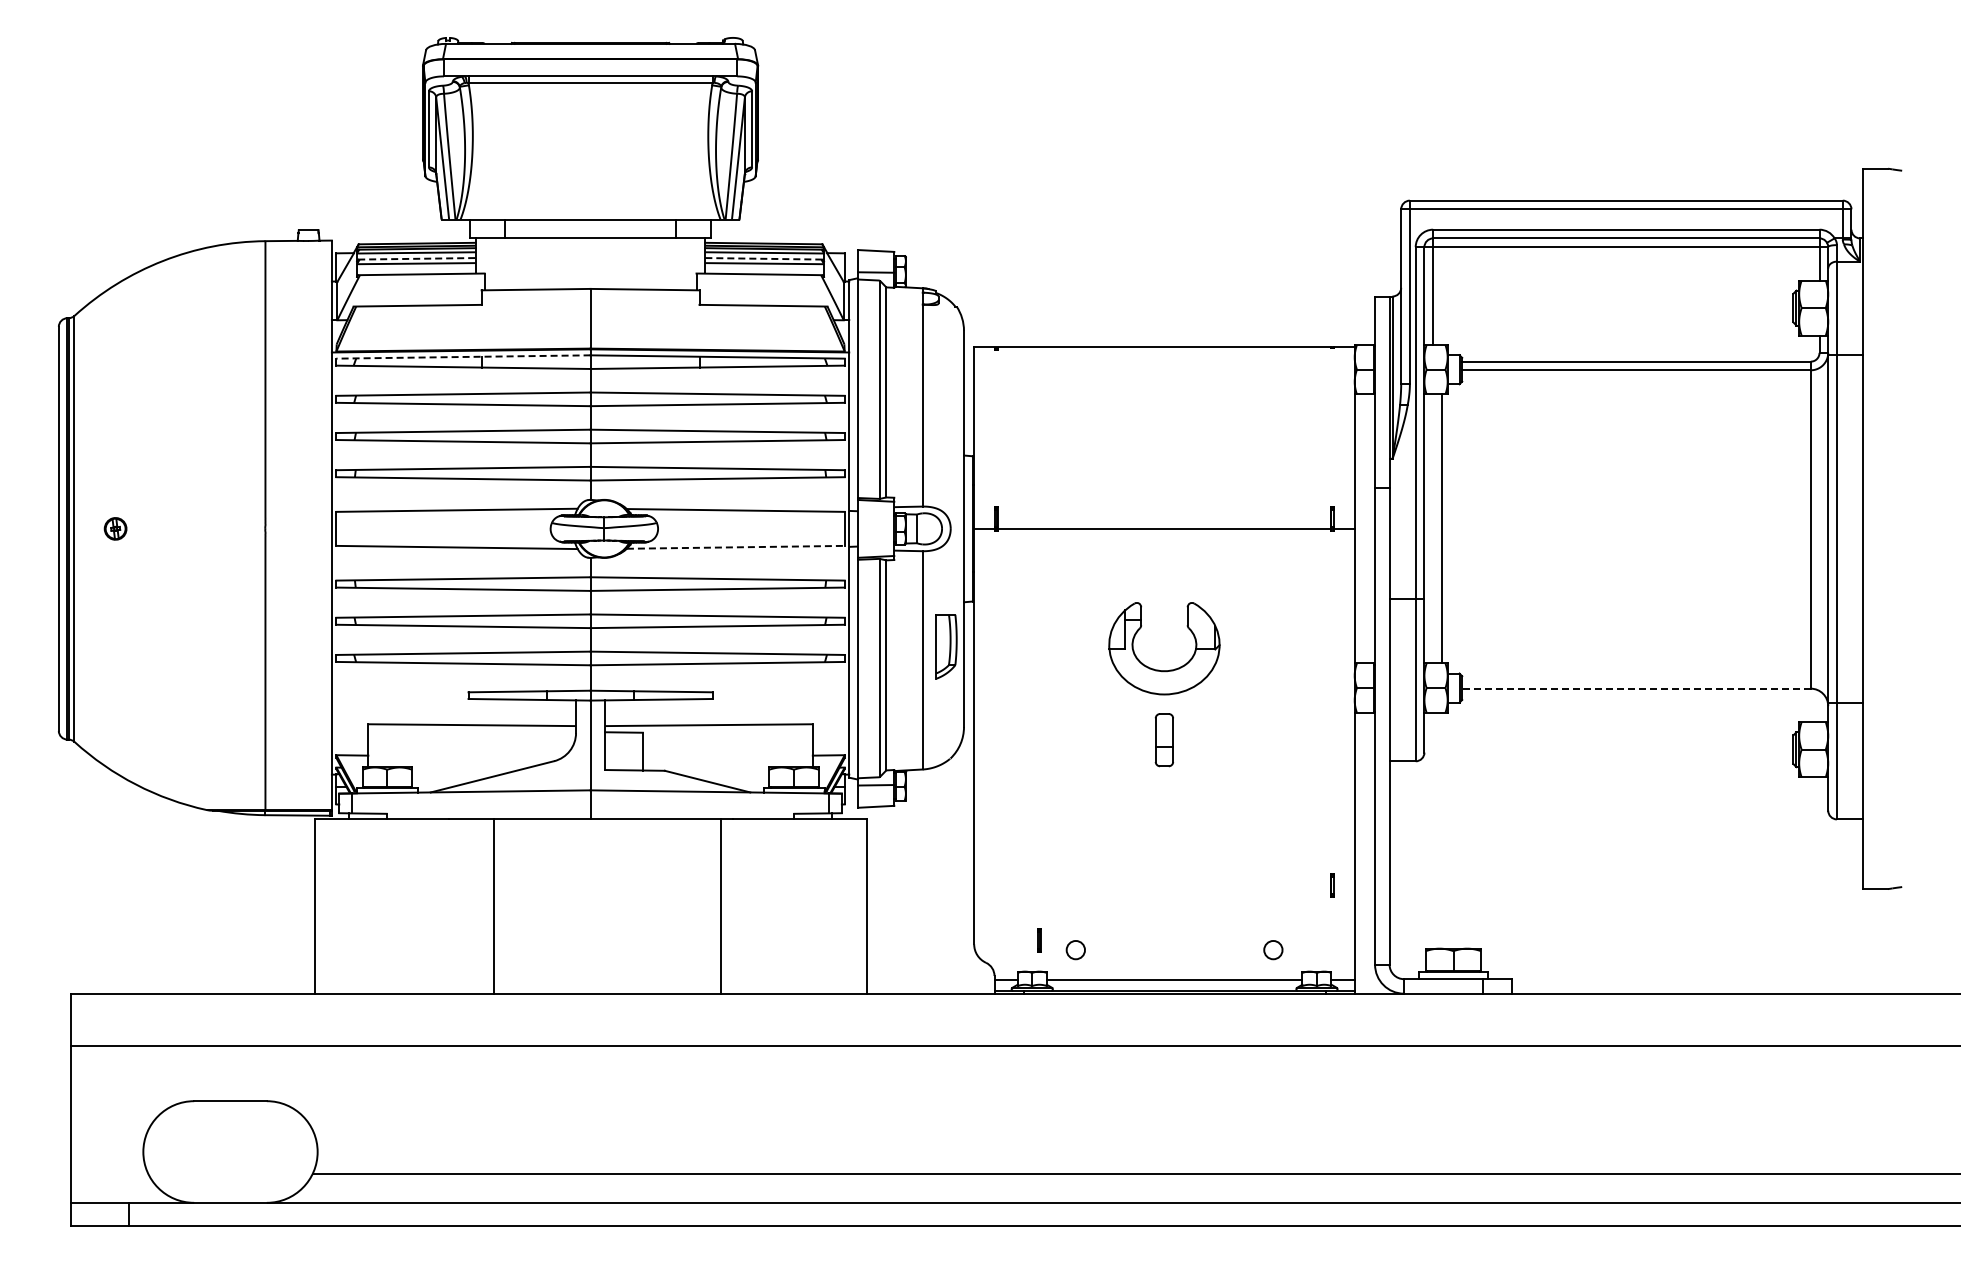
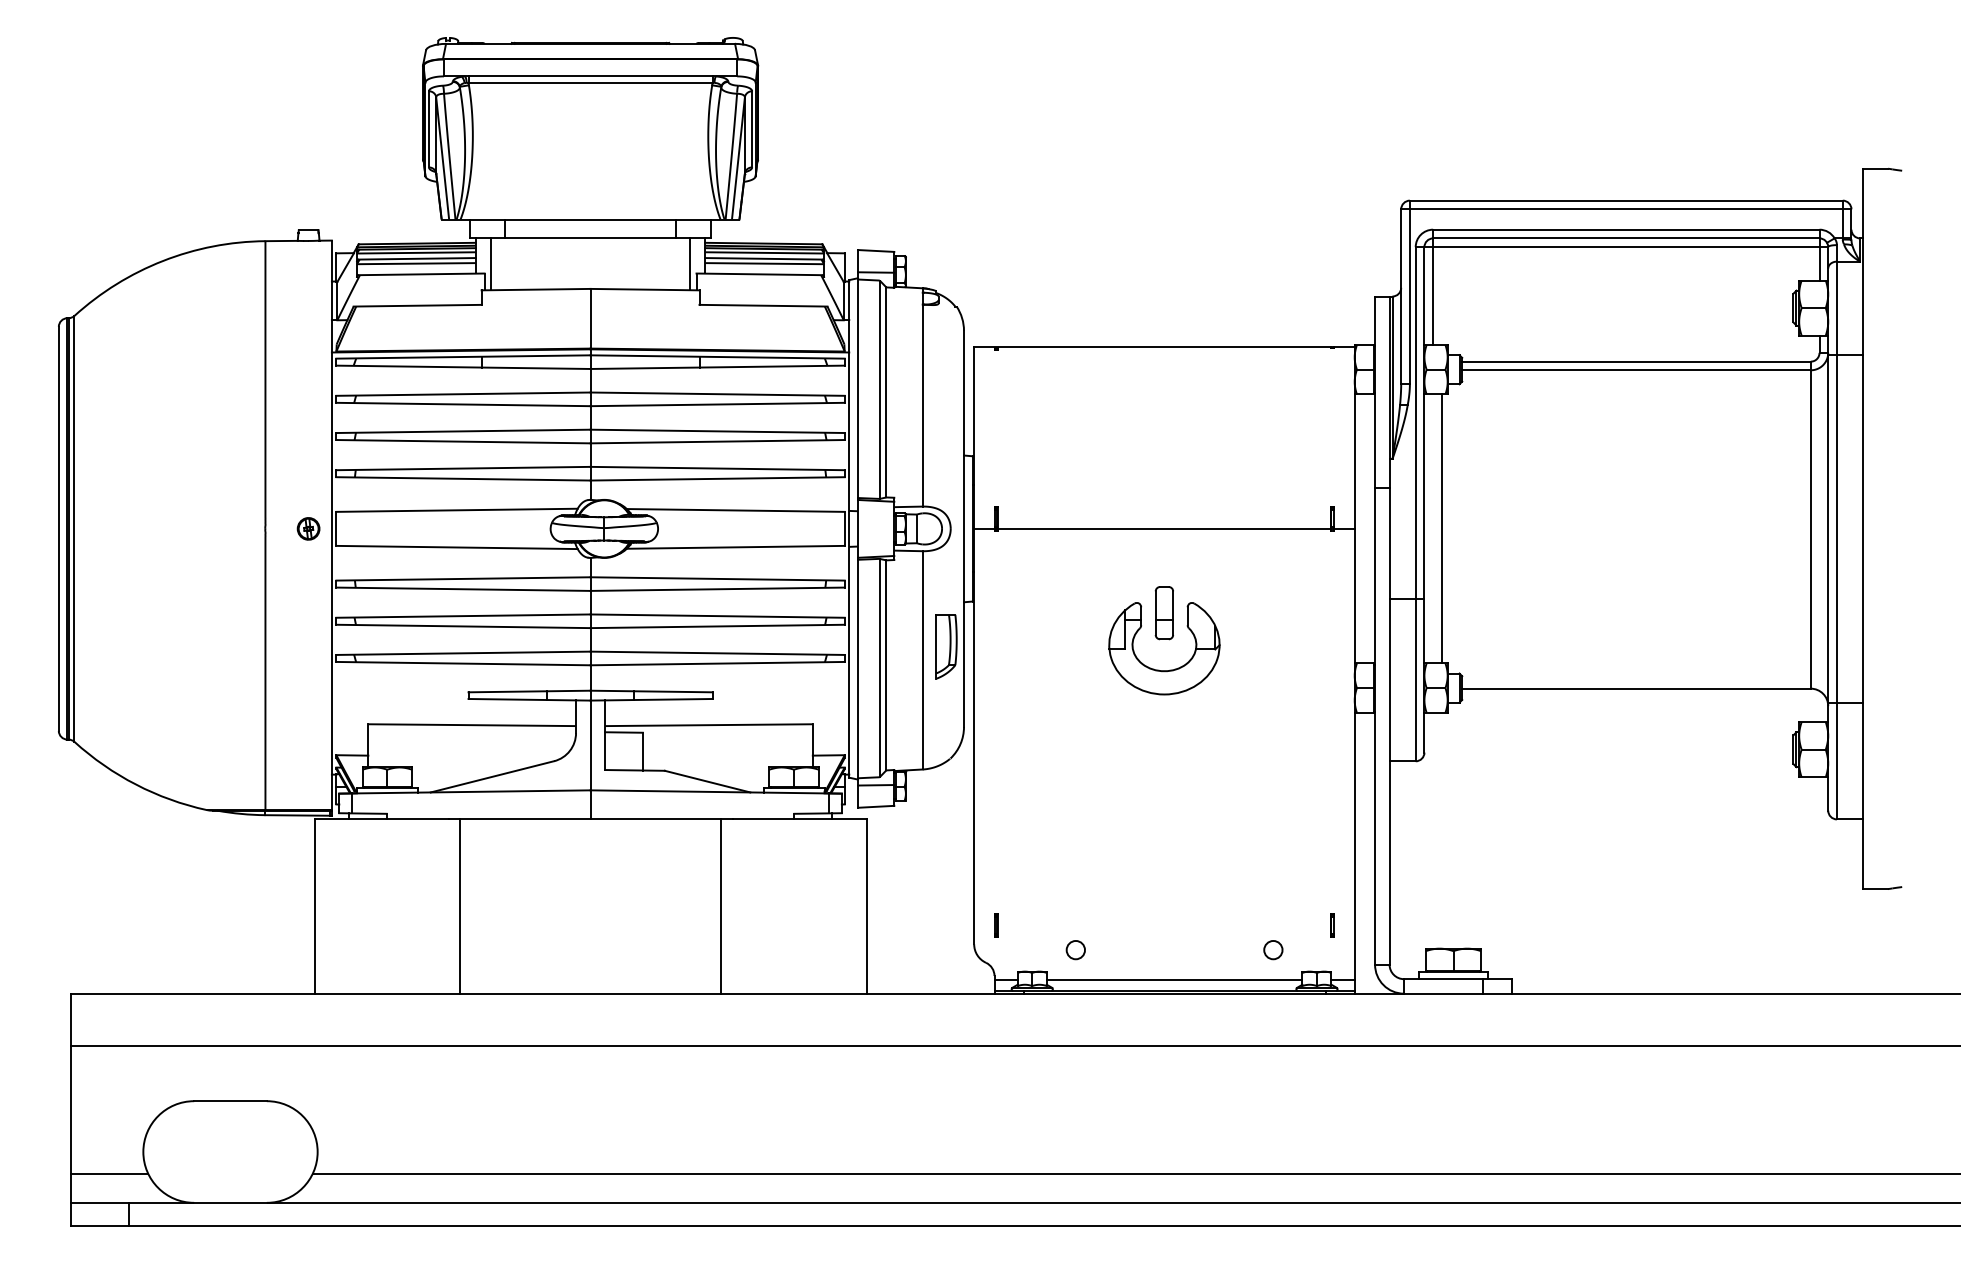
line: dashed -> solid (417, 258)
line: dashed -> solid (764, 258)
line: none -> present (490, 264)
line: none -> present (690, 264)
line: dashed -> solid (462, 357)
part position: (115, 528) -> (308, 528) (308, 528)
line: dashed -> solid (735, 547)
line: dashed -> solid (1636, 688)
part position: (1163, 740) -> (1163, 613) (1163, 613)
line position: (1331, 885) -> (1331, 925) (1331, 925)
line position: (494, 906) -> (460, 906) (460, 906)
line position: (1039, 940) -> (996, 925) (996, 925)
line: none -> present (109, 1173)
